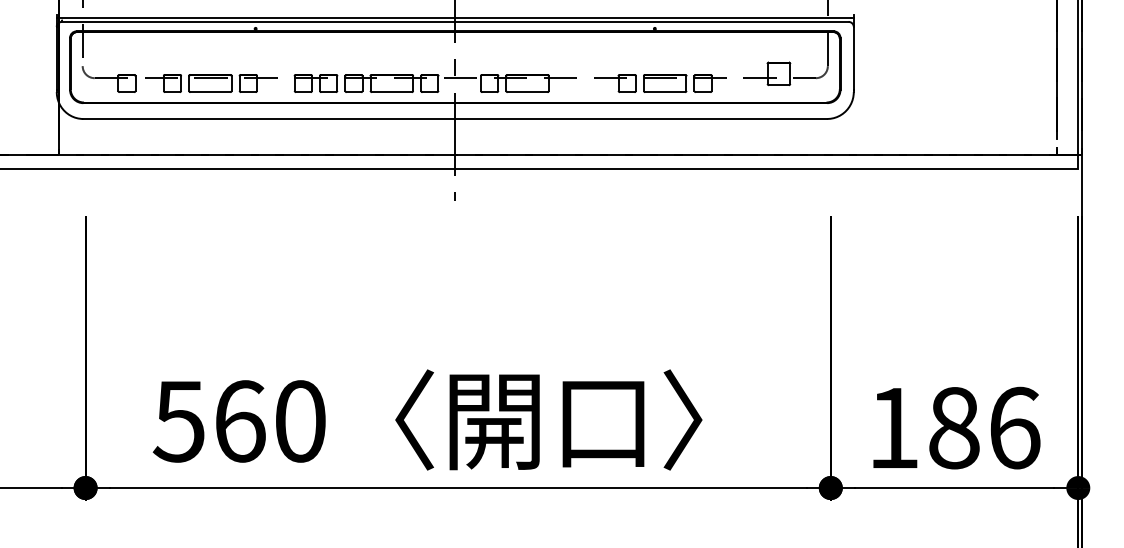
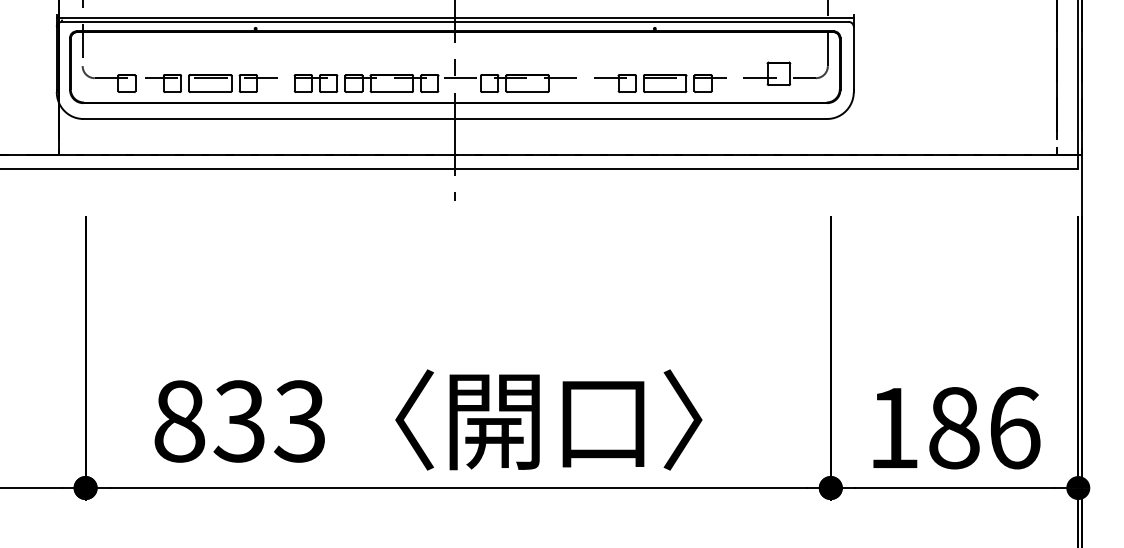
text: 560 -> 833 (238, 421)
